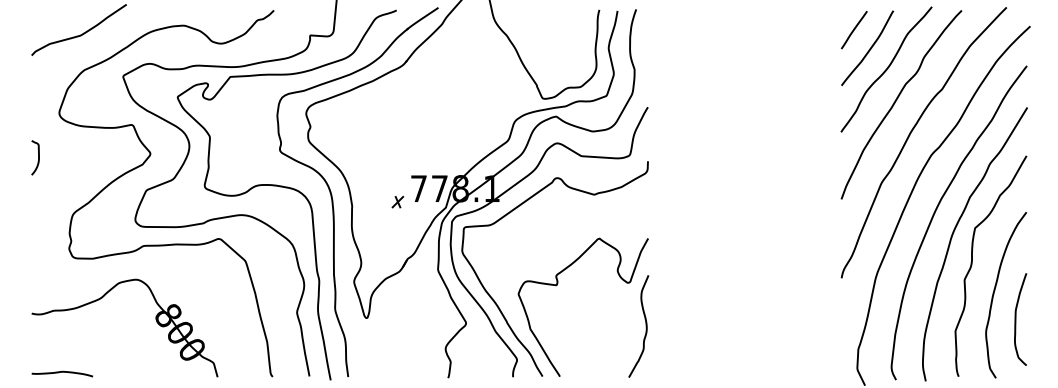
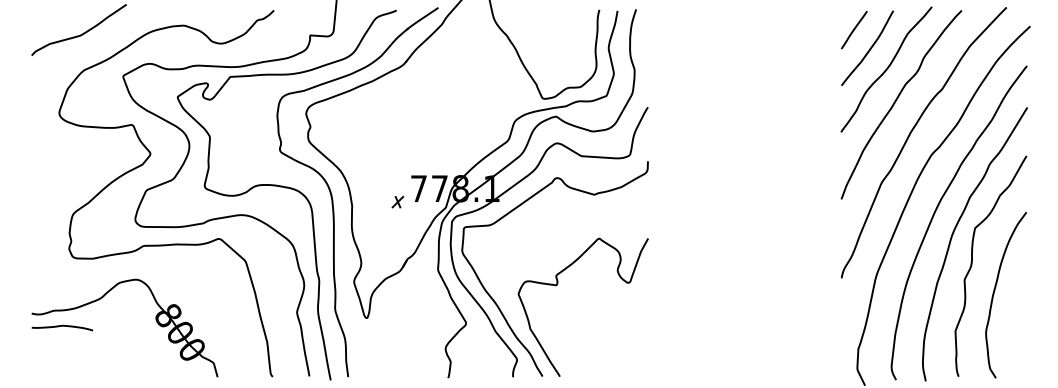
curve: present -> none (38, 157)
curve: present -> none (1016, 319)
curve: present -> none (645, 326)
curve position: (62, 372) -> (62, 326) (62, 326)
